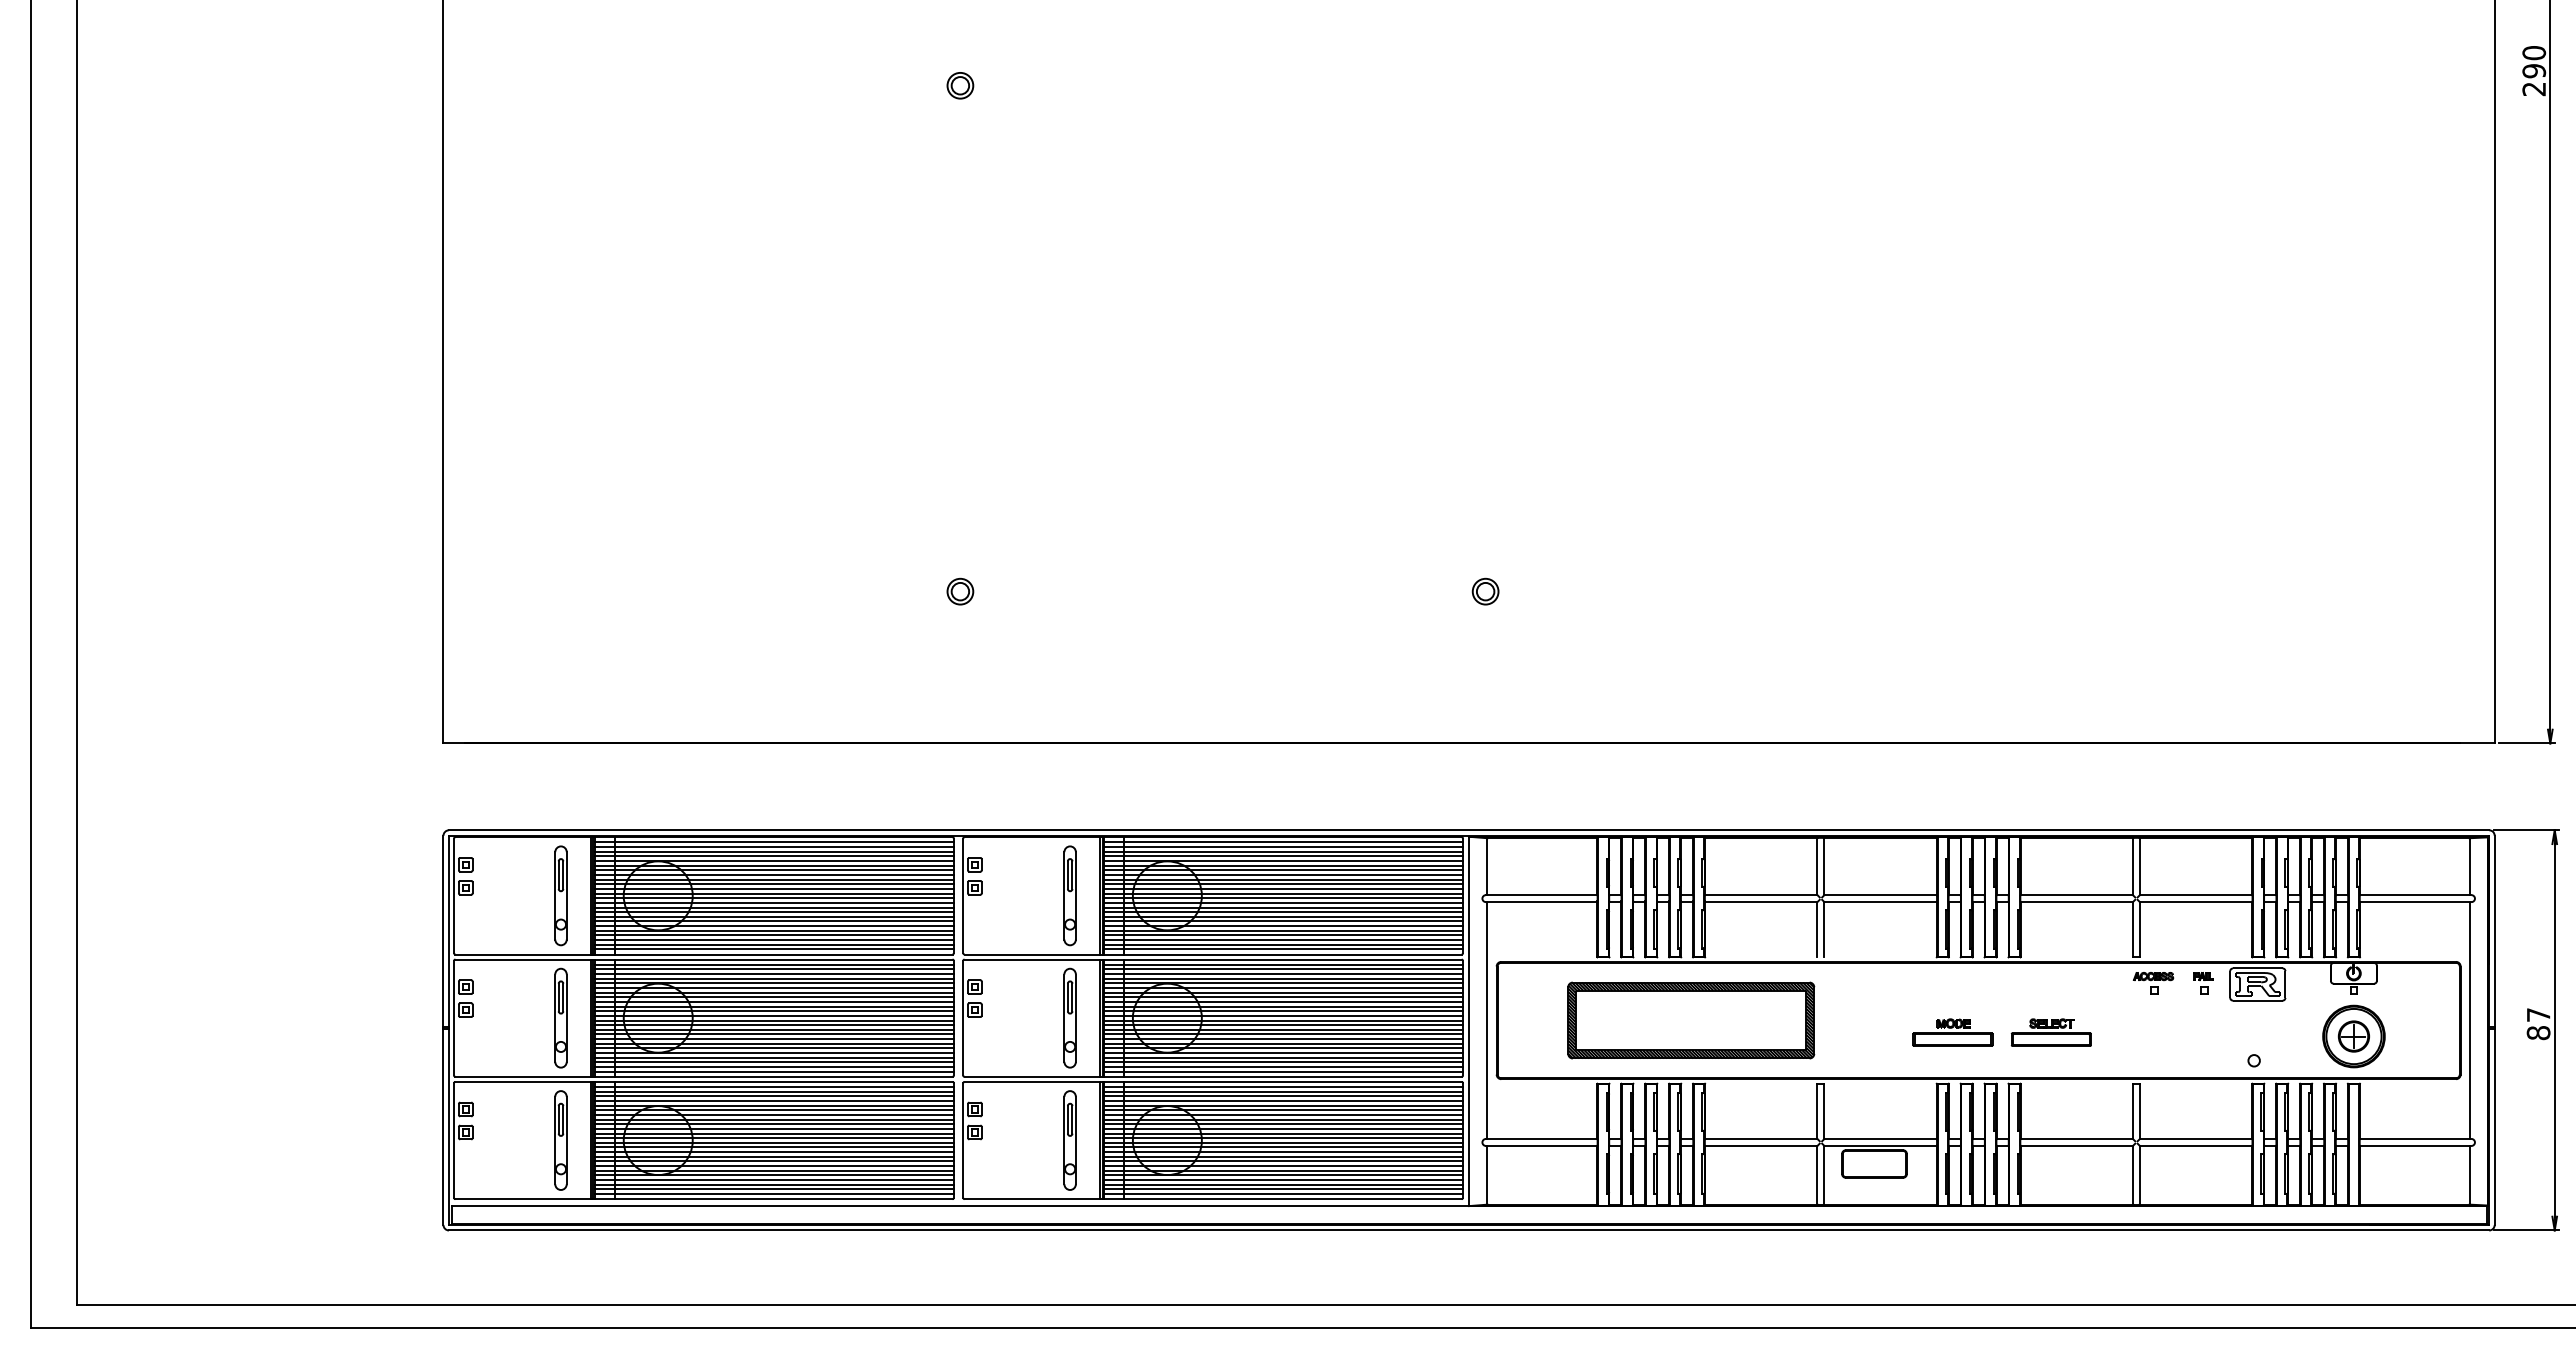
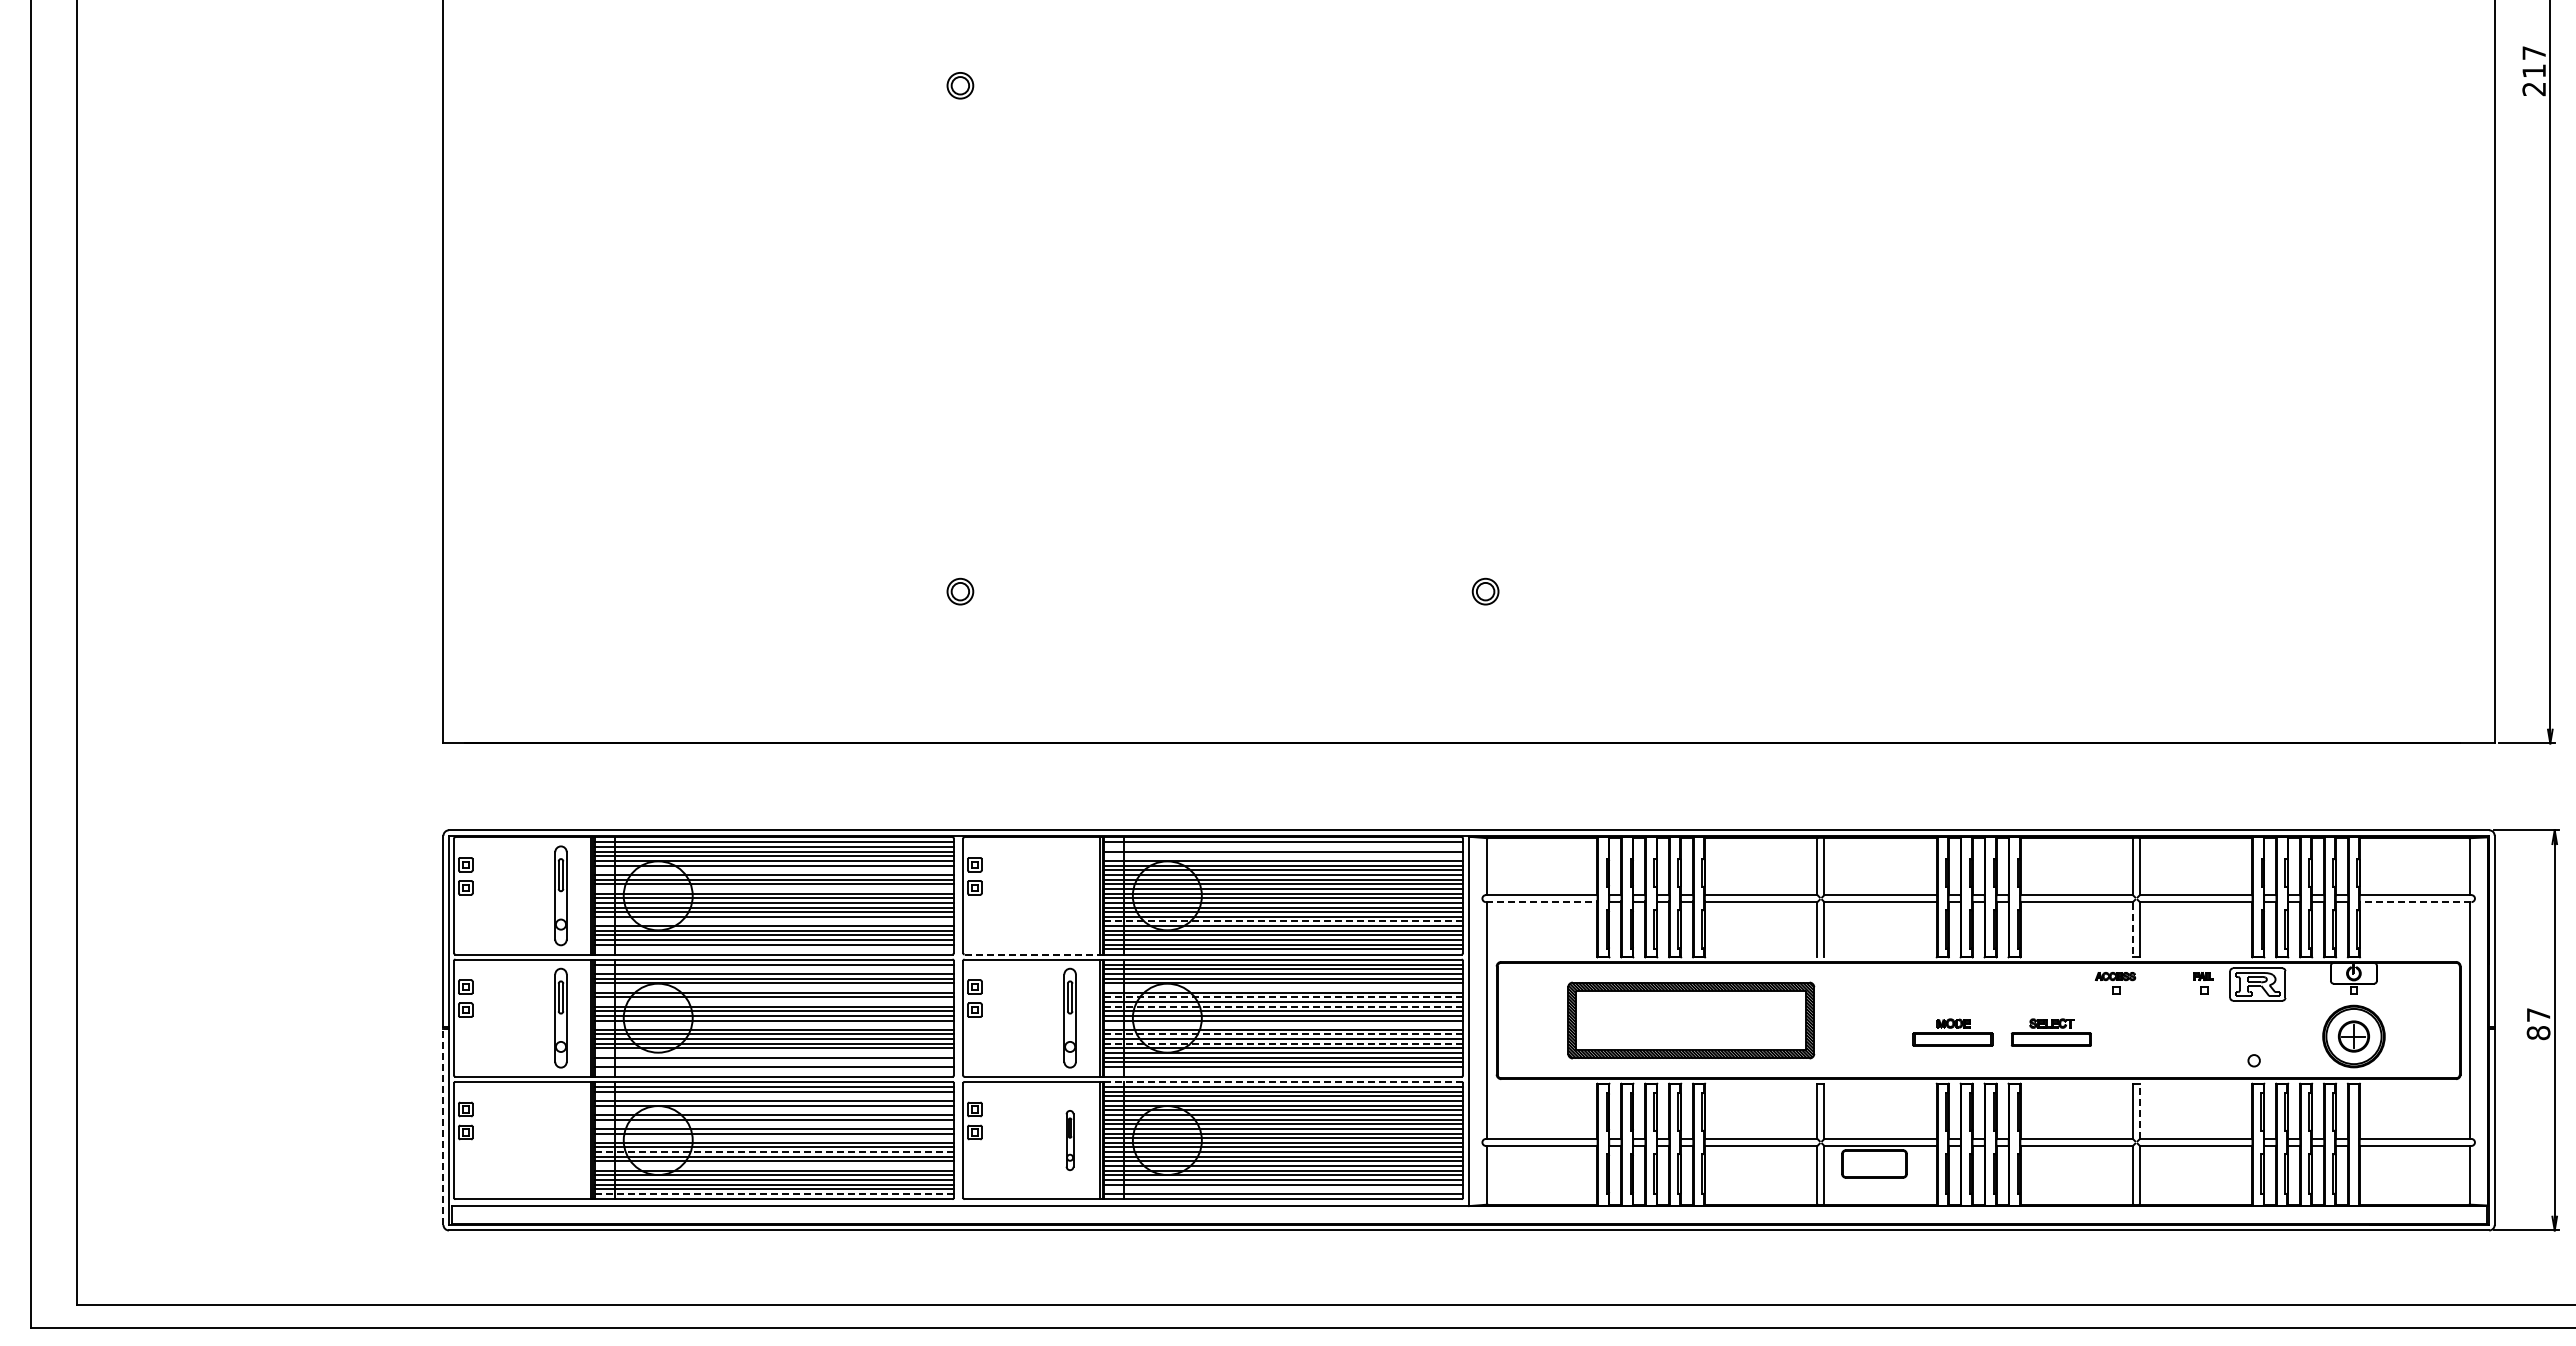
text: 290 -> 217 (2534, 62)
line: present -> none (1283, 847)
line: present -> none (1283, 856)
line: present -> none (774, 870)
line: present -> none (774, 888)
part: present -> none (1069, 895)
line: solid -> dashed (1541, 902)
line: solid -> dashed (2415, 902)
line: present -> none (774, 921)
line: solid -> dashed (1284, 921)
line: solid -> dashed (2132, 930)
line: present -> none (774, 949)
line: solid -> dashed (1034, 954)
line: present -> none (774, 969)
part position: (2153, 983) -> (2115, 983) (2115, 983)
line: present -> none (774, 987)
line: present -> none (1283, 987)
line: solid -> dashed (1284, 997)
line: present -> none (774, 1001)
line: solid -> dashed (1284, 1006)
line: present -> none (774, 1025)
line: present -> none (1283, 1025)
line: solid -> dashed (1284, 1034)
line: solid -> dashed (1284, 1043)
line: present -> none (774, 1052)
line: present -> none (774, 1062)
line: present -> none (774, 1071)
line: present -> none (1283, 1071)
line: solid -> dashed (1282, 1081)
line: present -> none (774, 1096)
line: present -> none (774, 1110)
line: solid -> dashed (2139, 1110)
line: present -> none (774, 1124)
line: solid -> dashed (443, 1126)
line: present -> none (774, 1138)
part: present -> none (560, 1140)
part size: 14x101 px -> 10x62 px (1069, 1140)
line: solid -> dashed (774, 1152)
line: present -> none (774, 1166)
line: present -> none (1283, 1189)
line: solid -> dashed (774, 1193)
